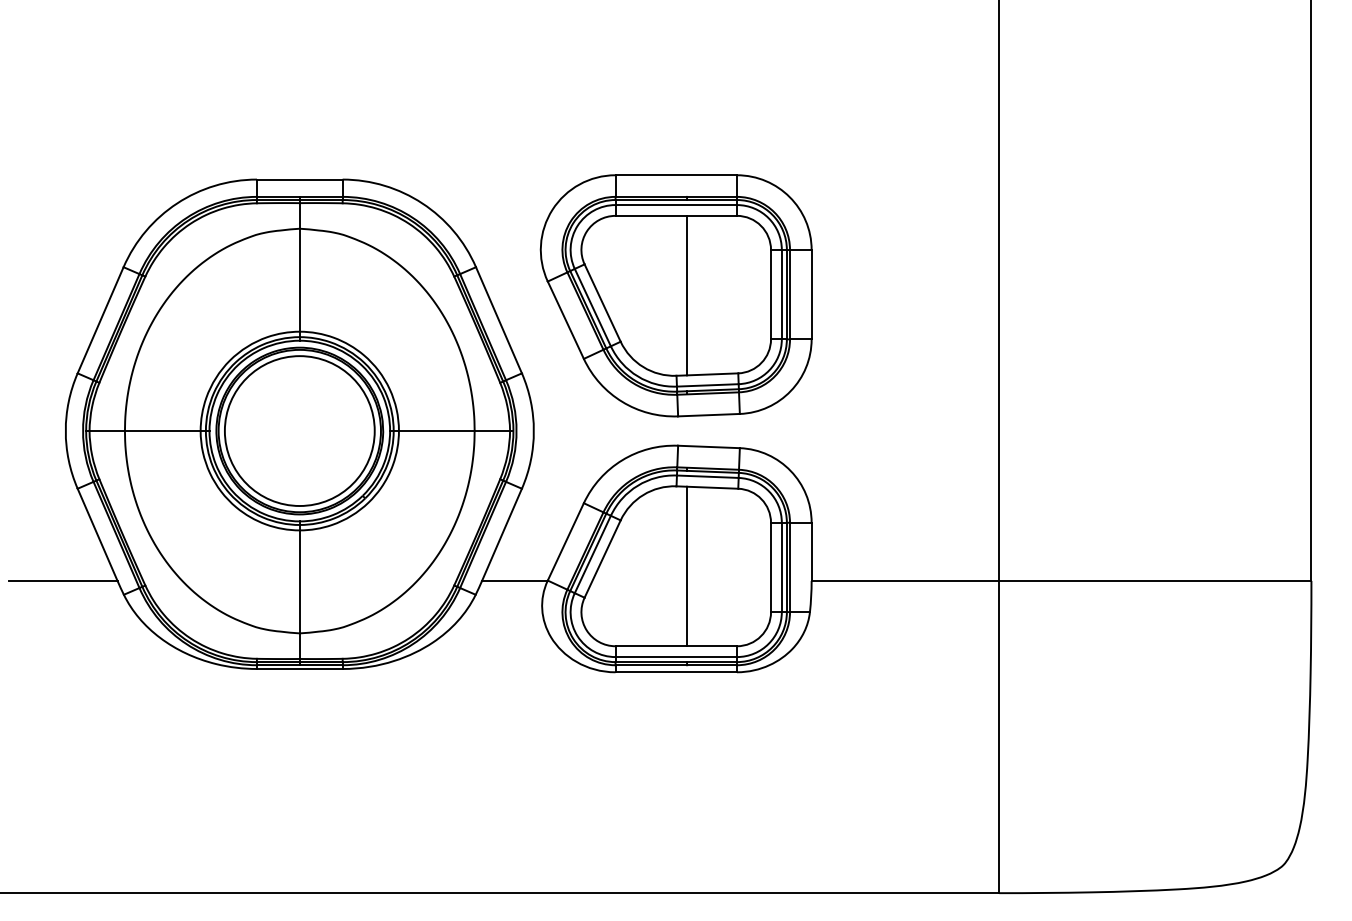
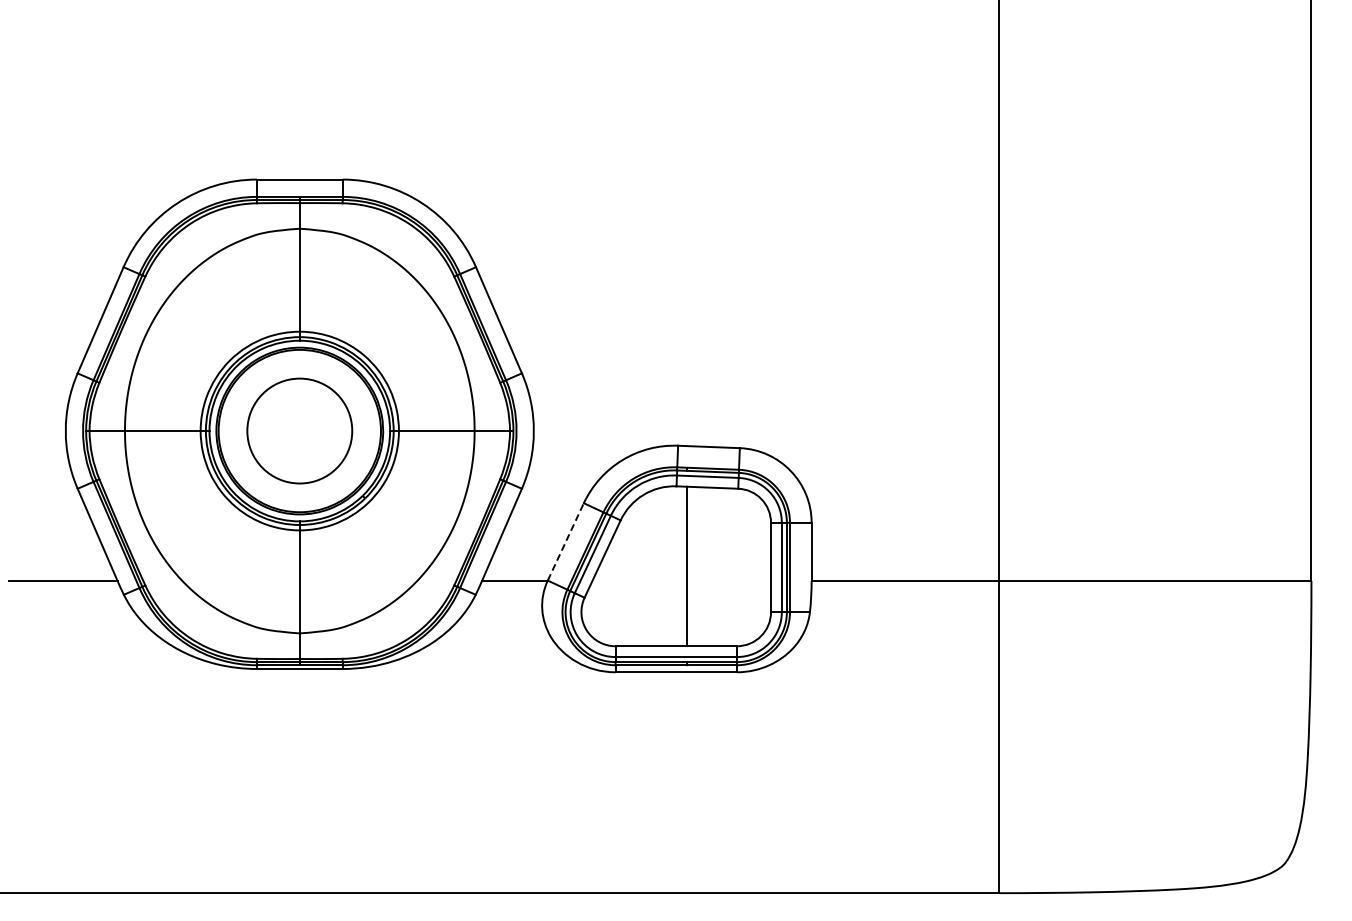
part: present -> none (675, 295)
circle diameter: 150 px -> 105 px (299, 430)
line: solid -> dashed (565, 541)
